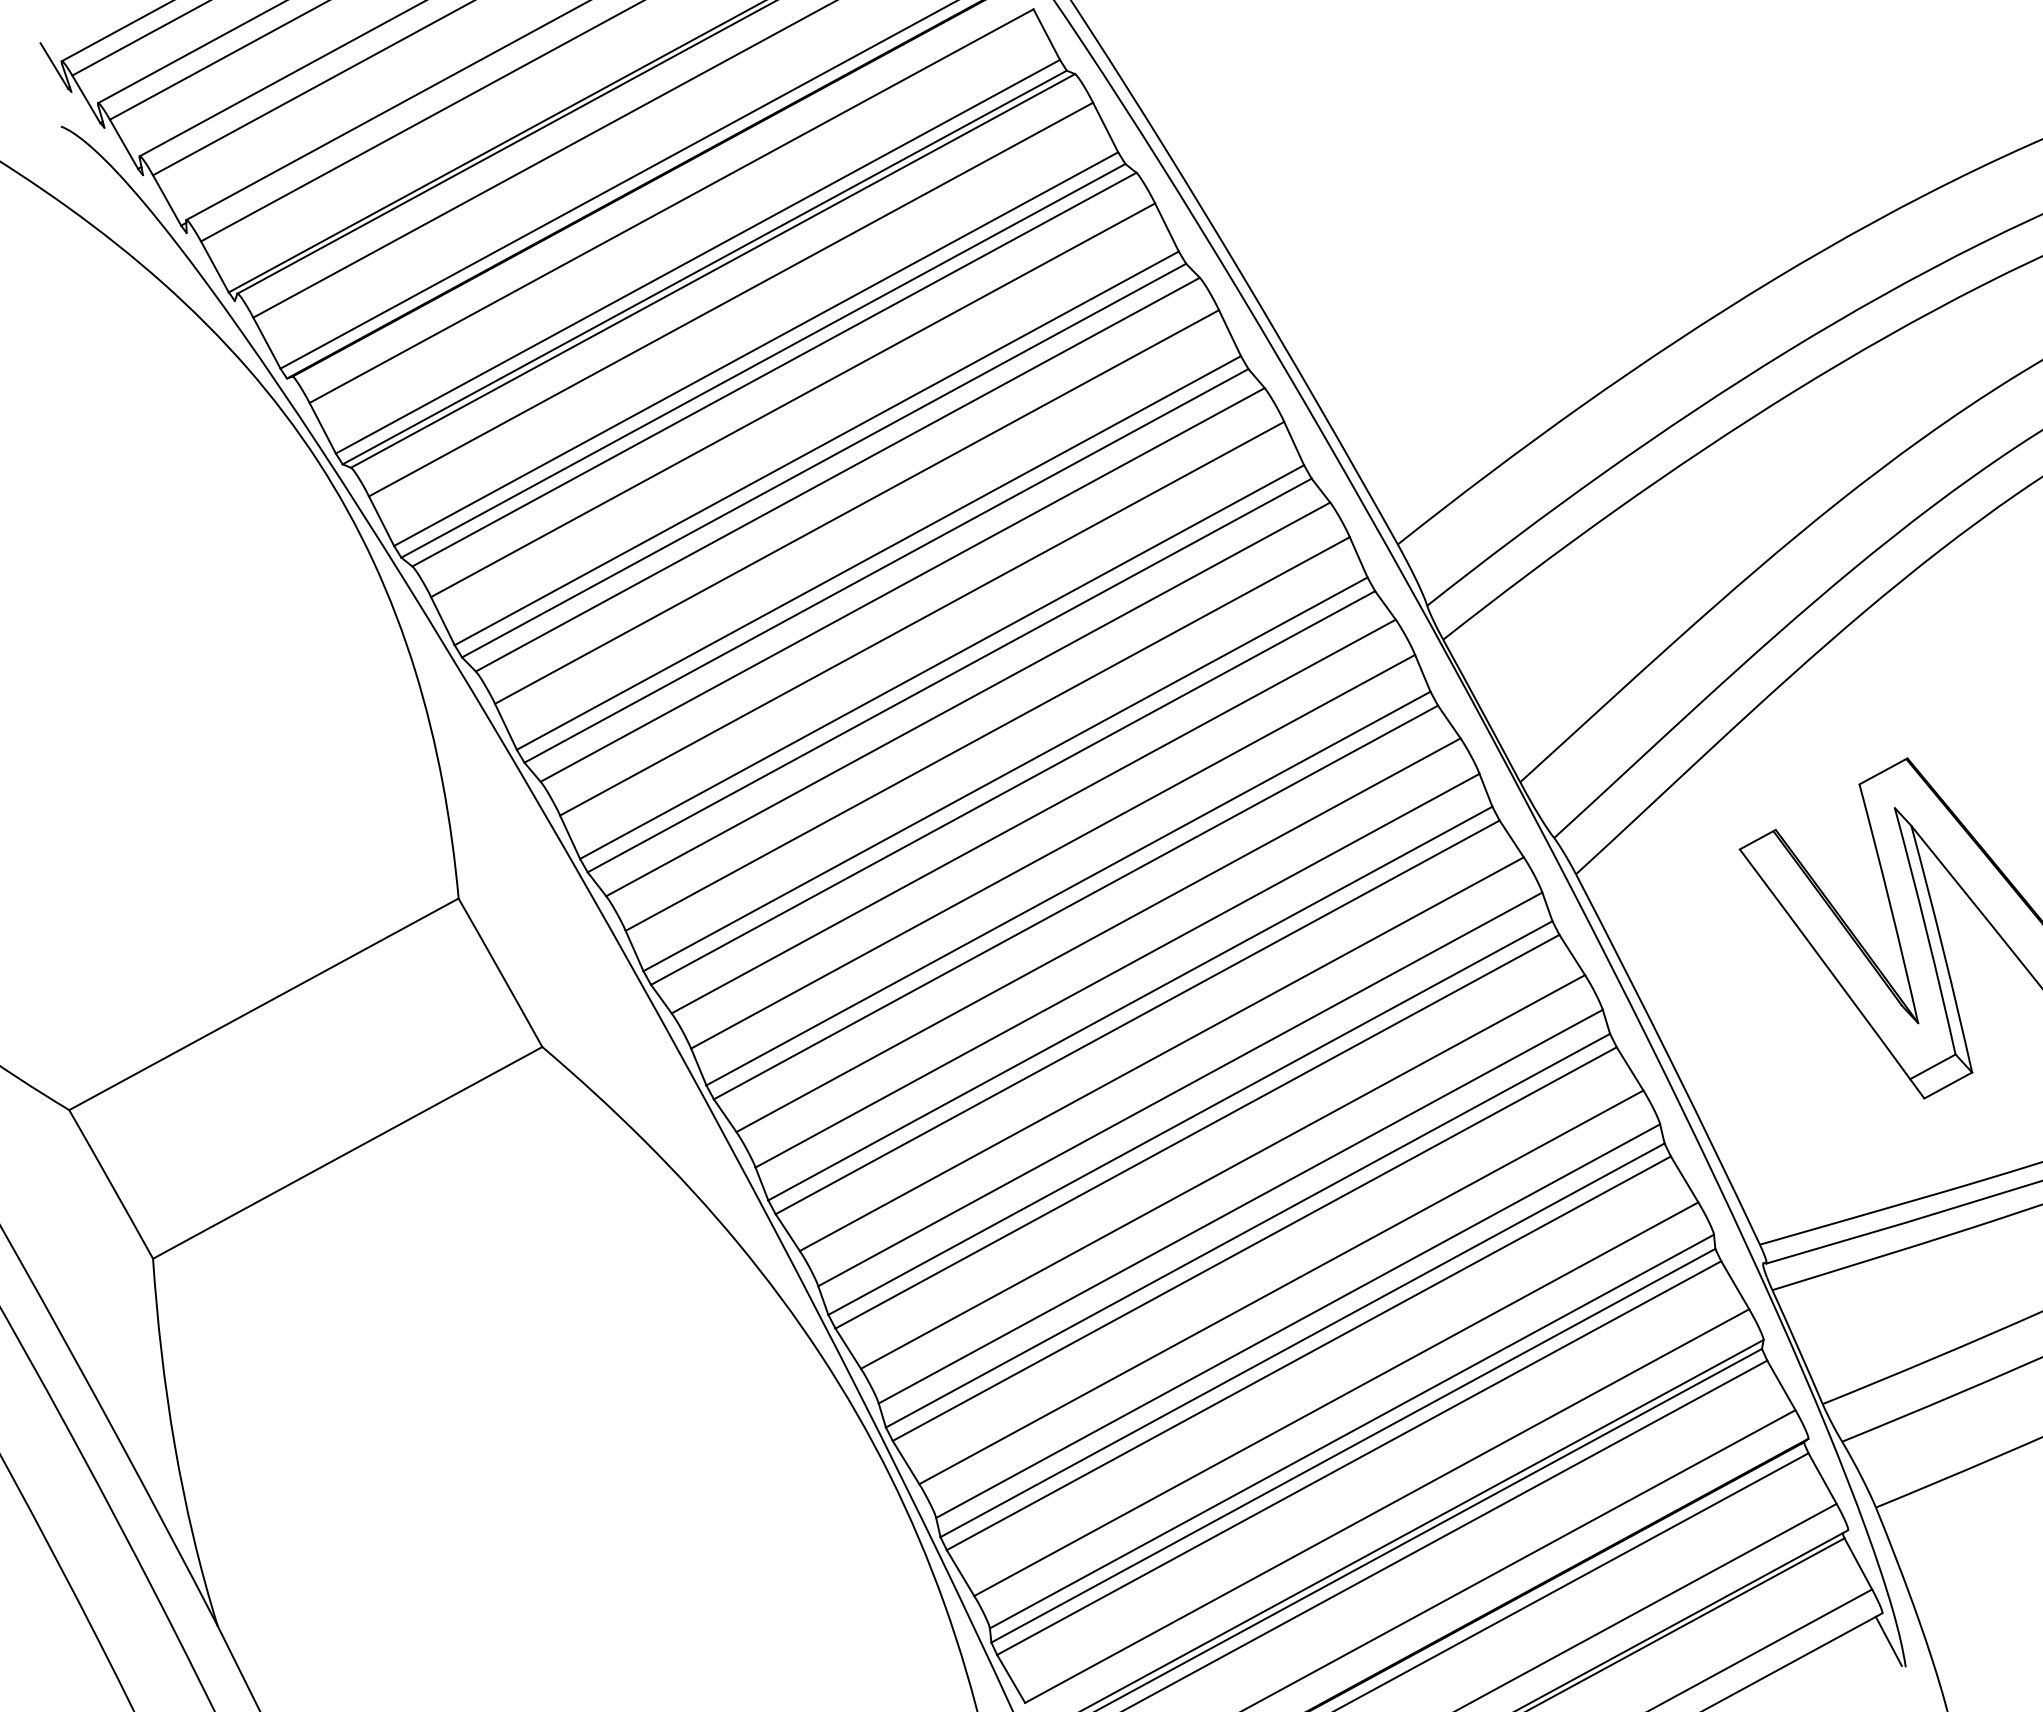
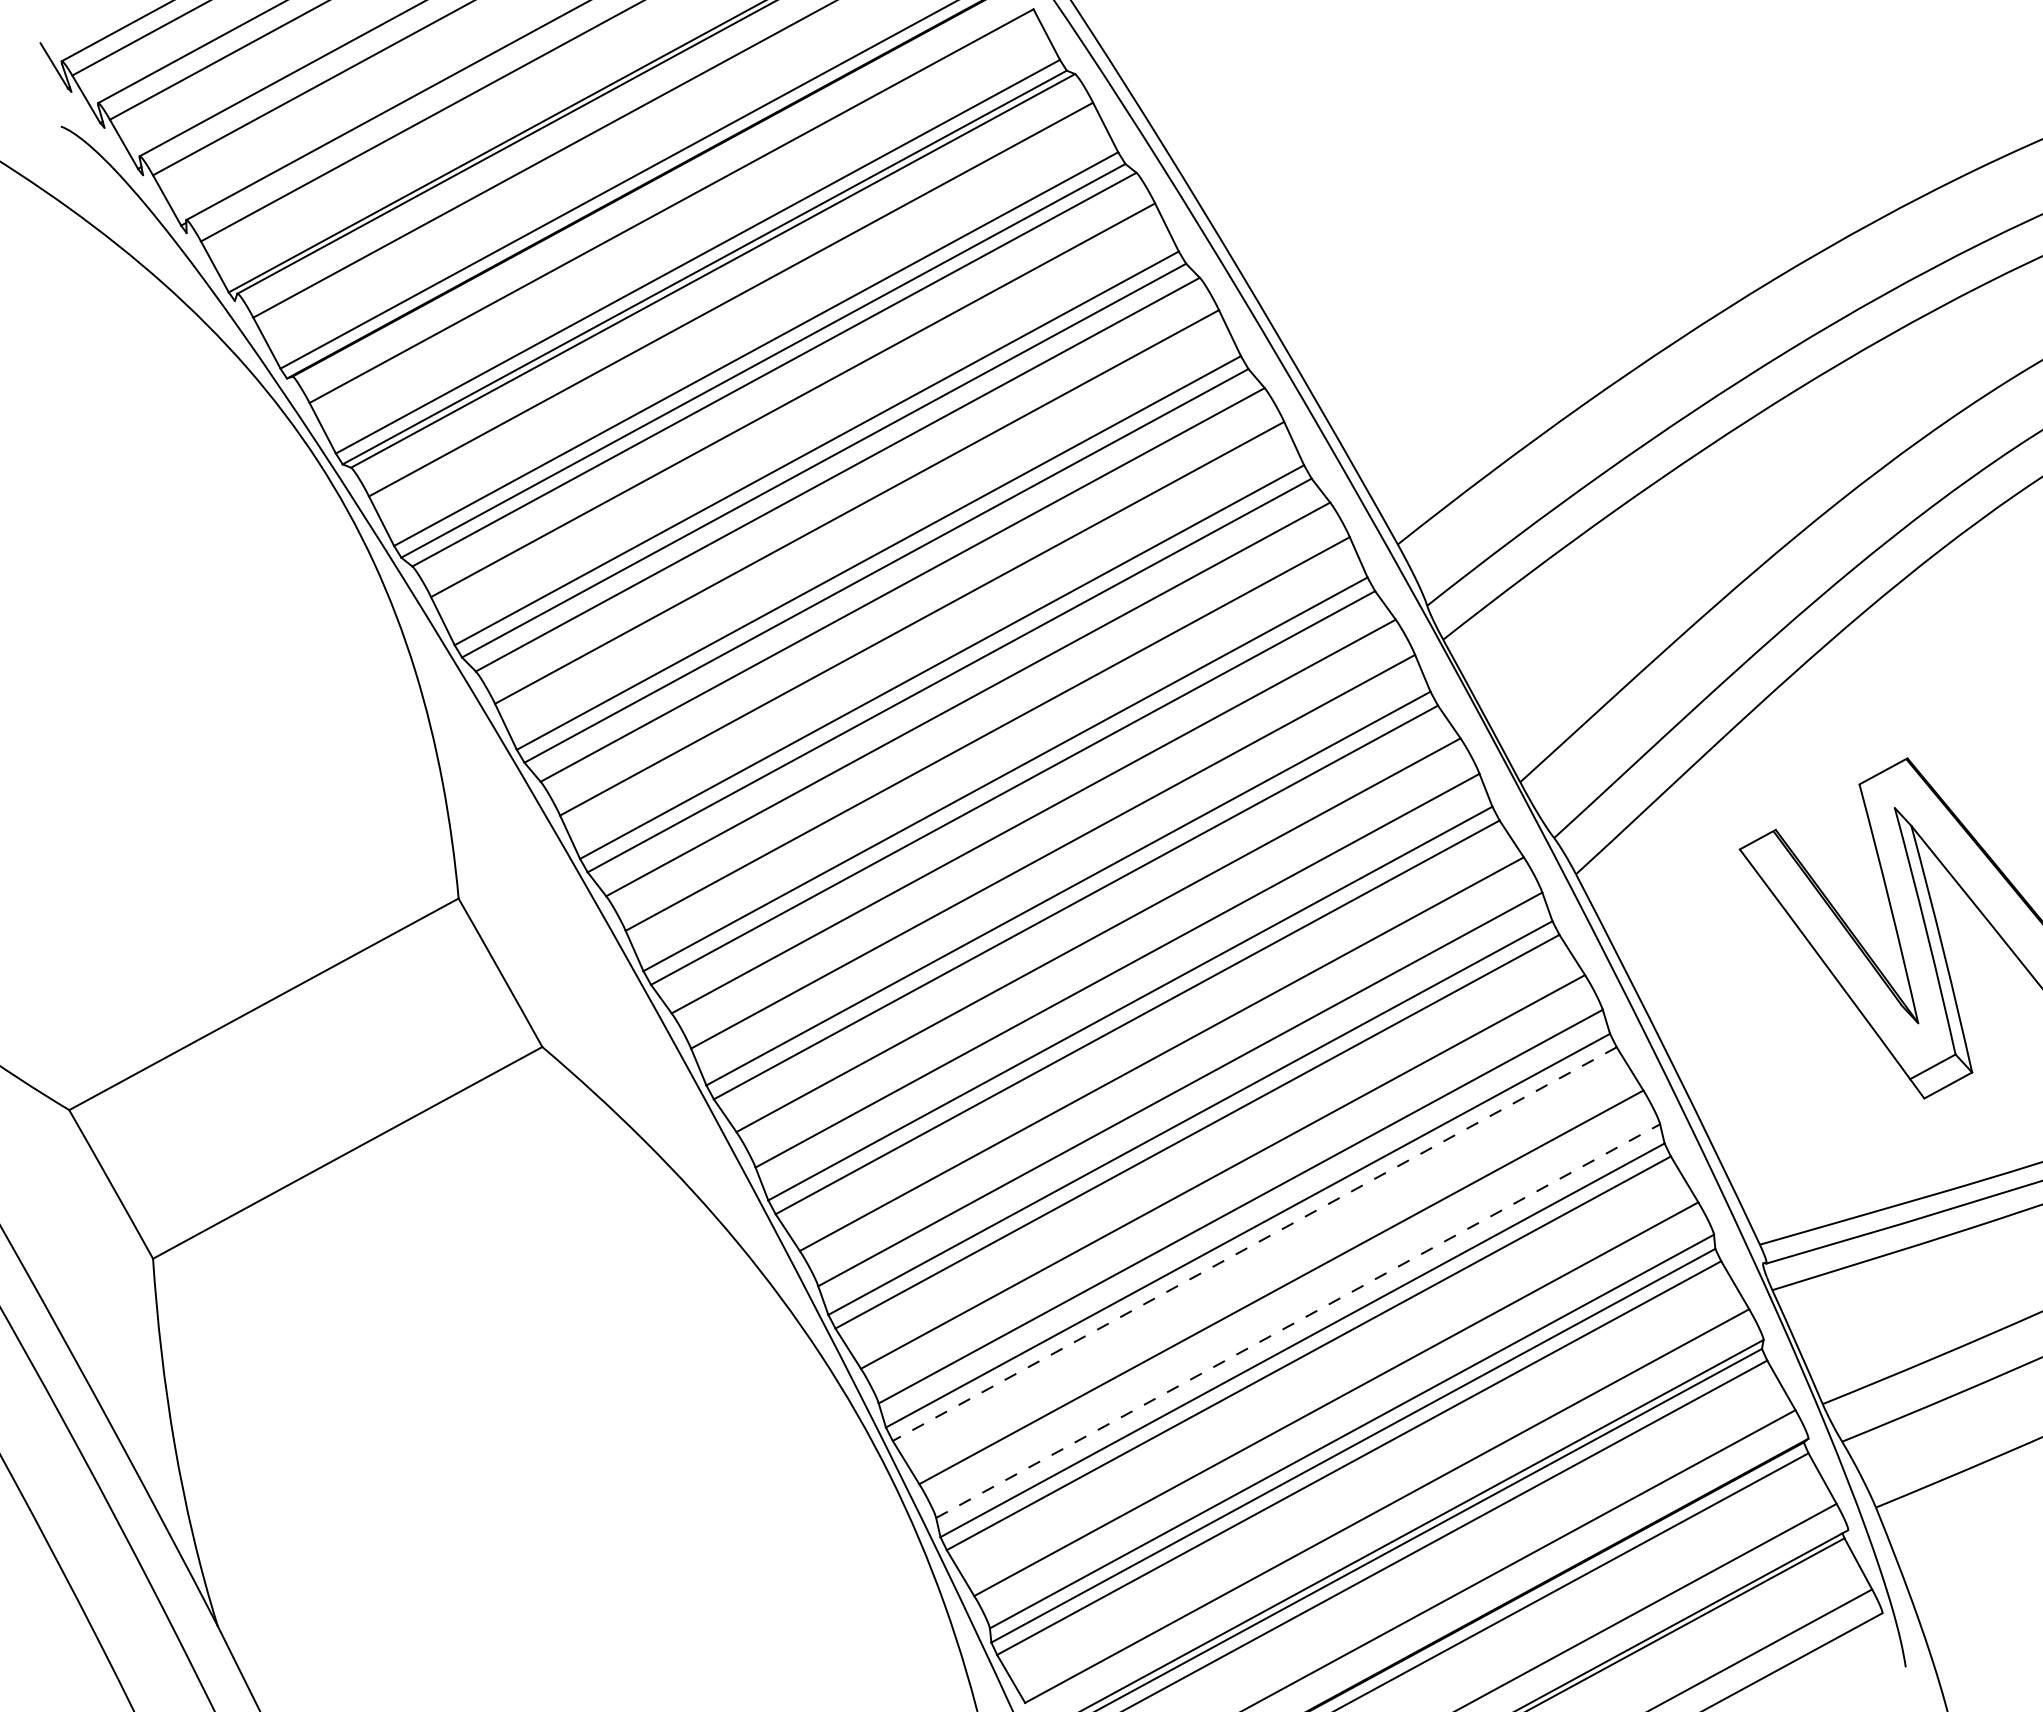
line: solid -> dashed (1254, 1244)
line: solid -> dashed (1298, 1320)
line: present -> none (1888, 1640)
